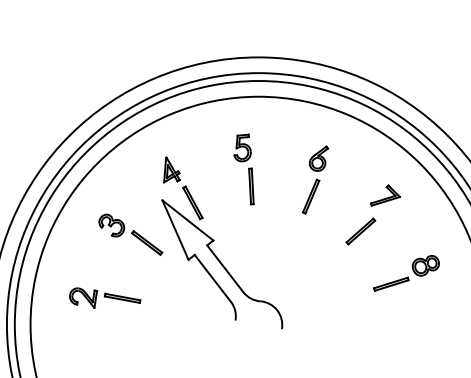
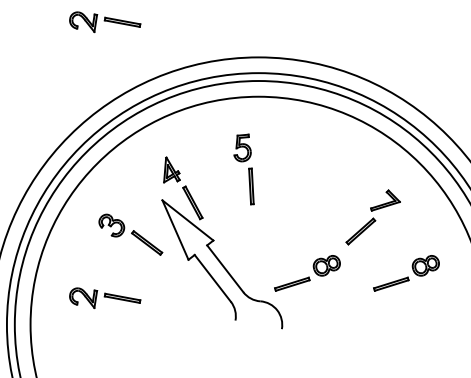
part: none -> present (105, 22)
part: present -> none (315, 179)
part position: (385, 195) -> (385, 200) (385, 200)
part: none -> present (307, 273)
